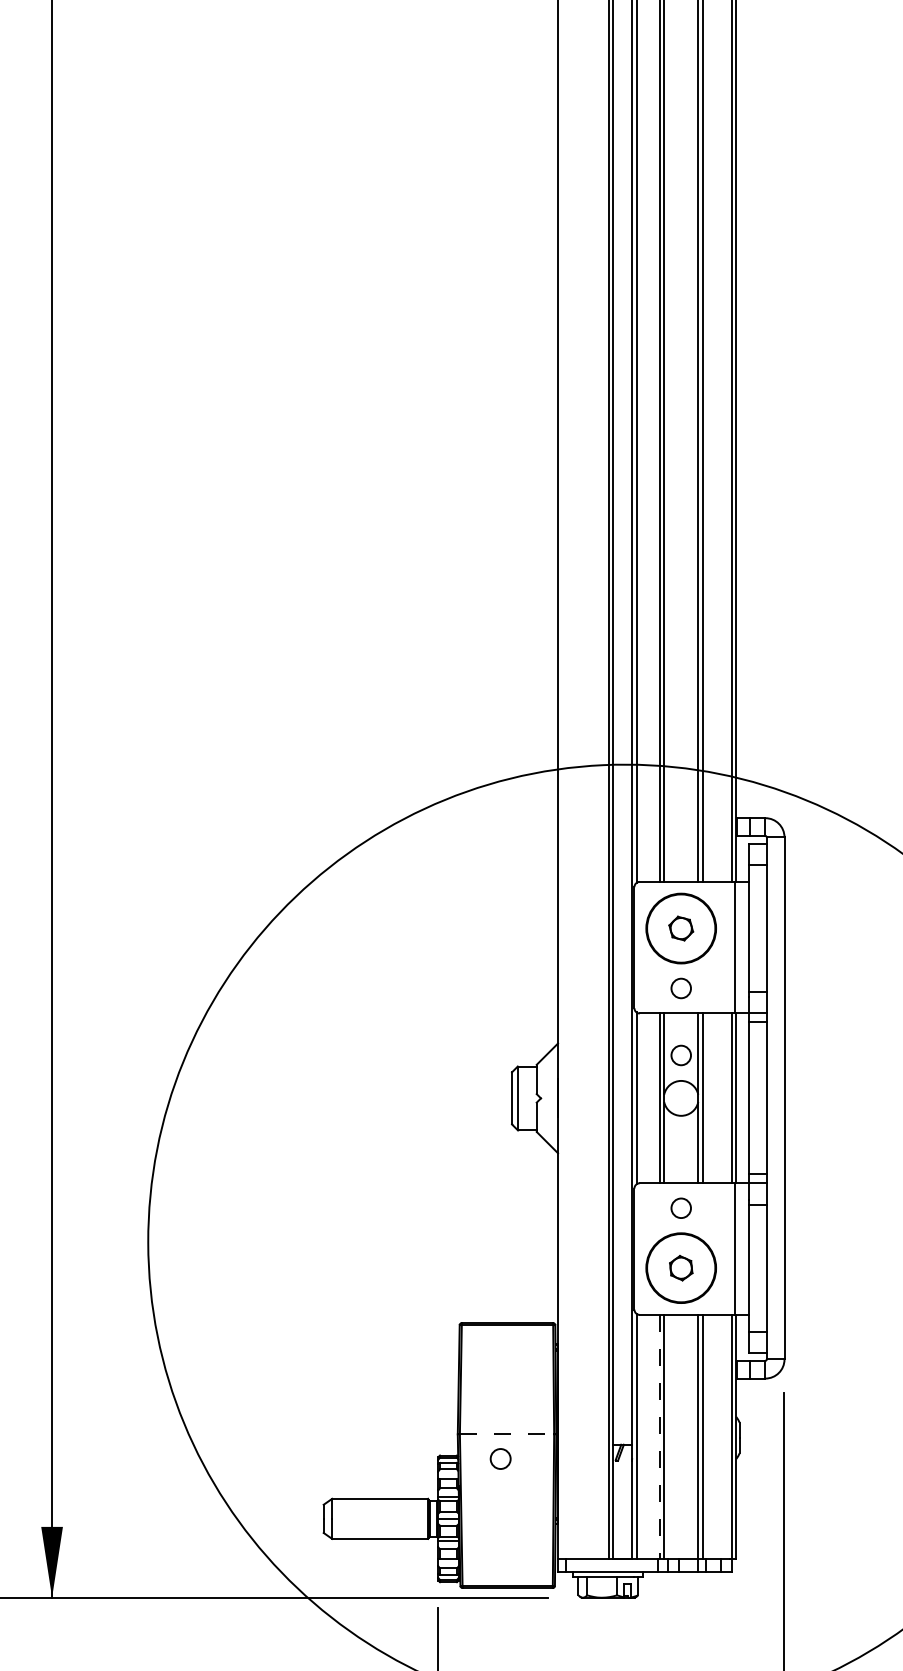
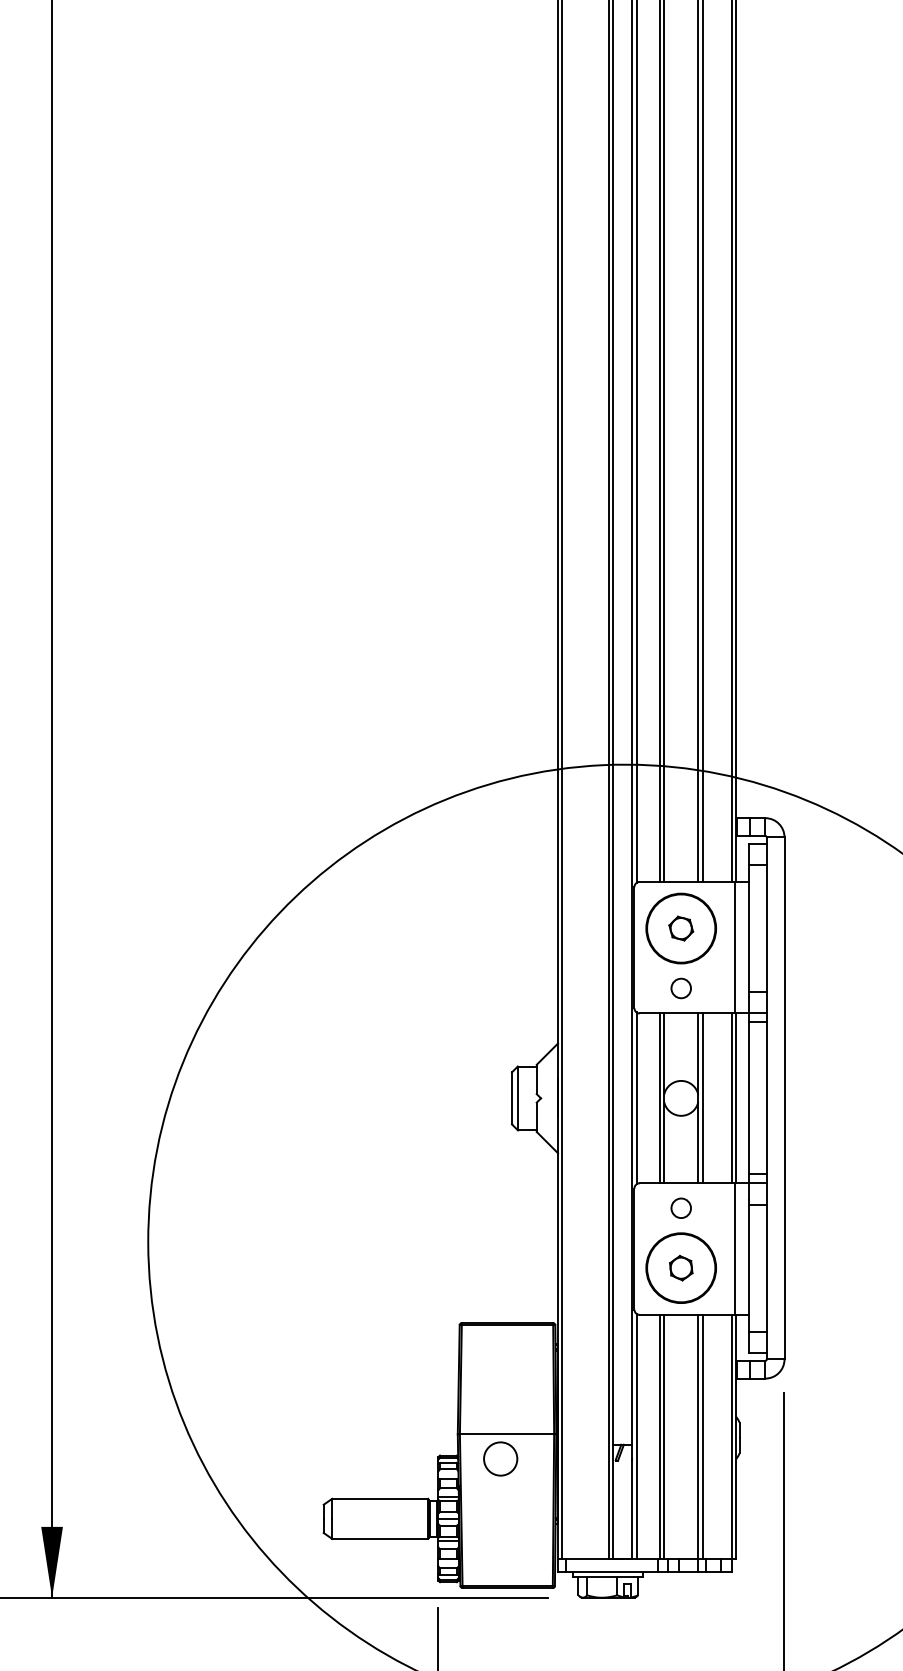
line: none -> present (562, 780)
circle: present -> none (680, 1055)
line: dashed -> solid (507, 1434)
line: dashed -> solid (659, 1437)
circle diameter: 20 px -> 33 px (500, 1458)
